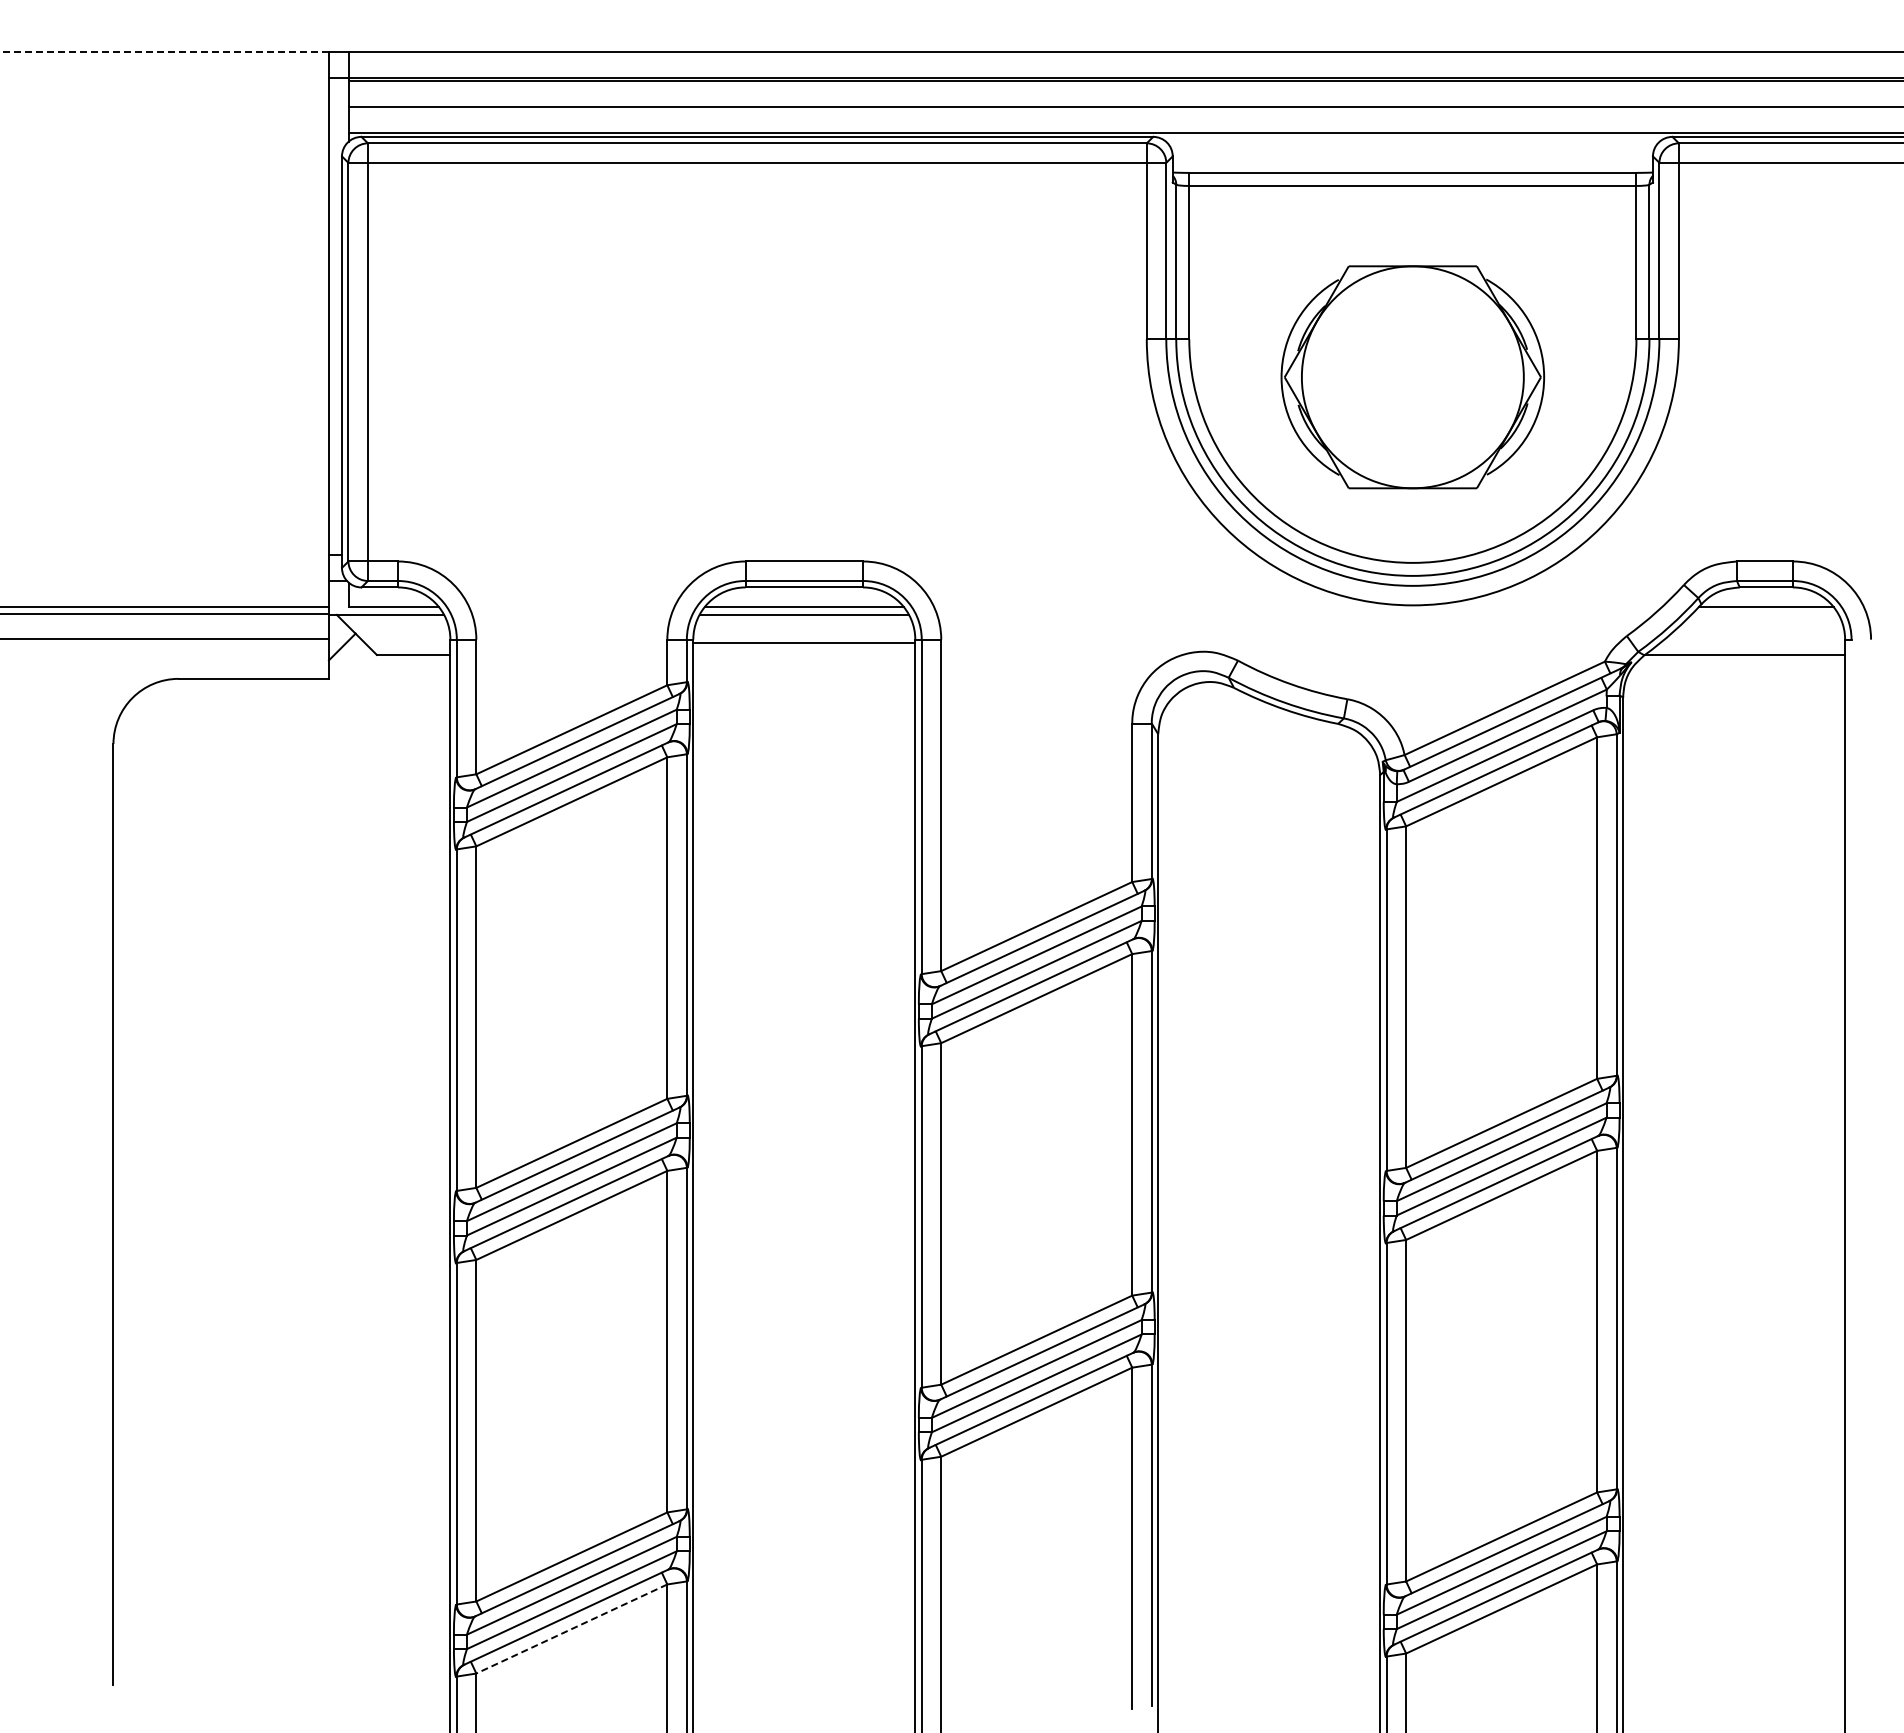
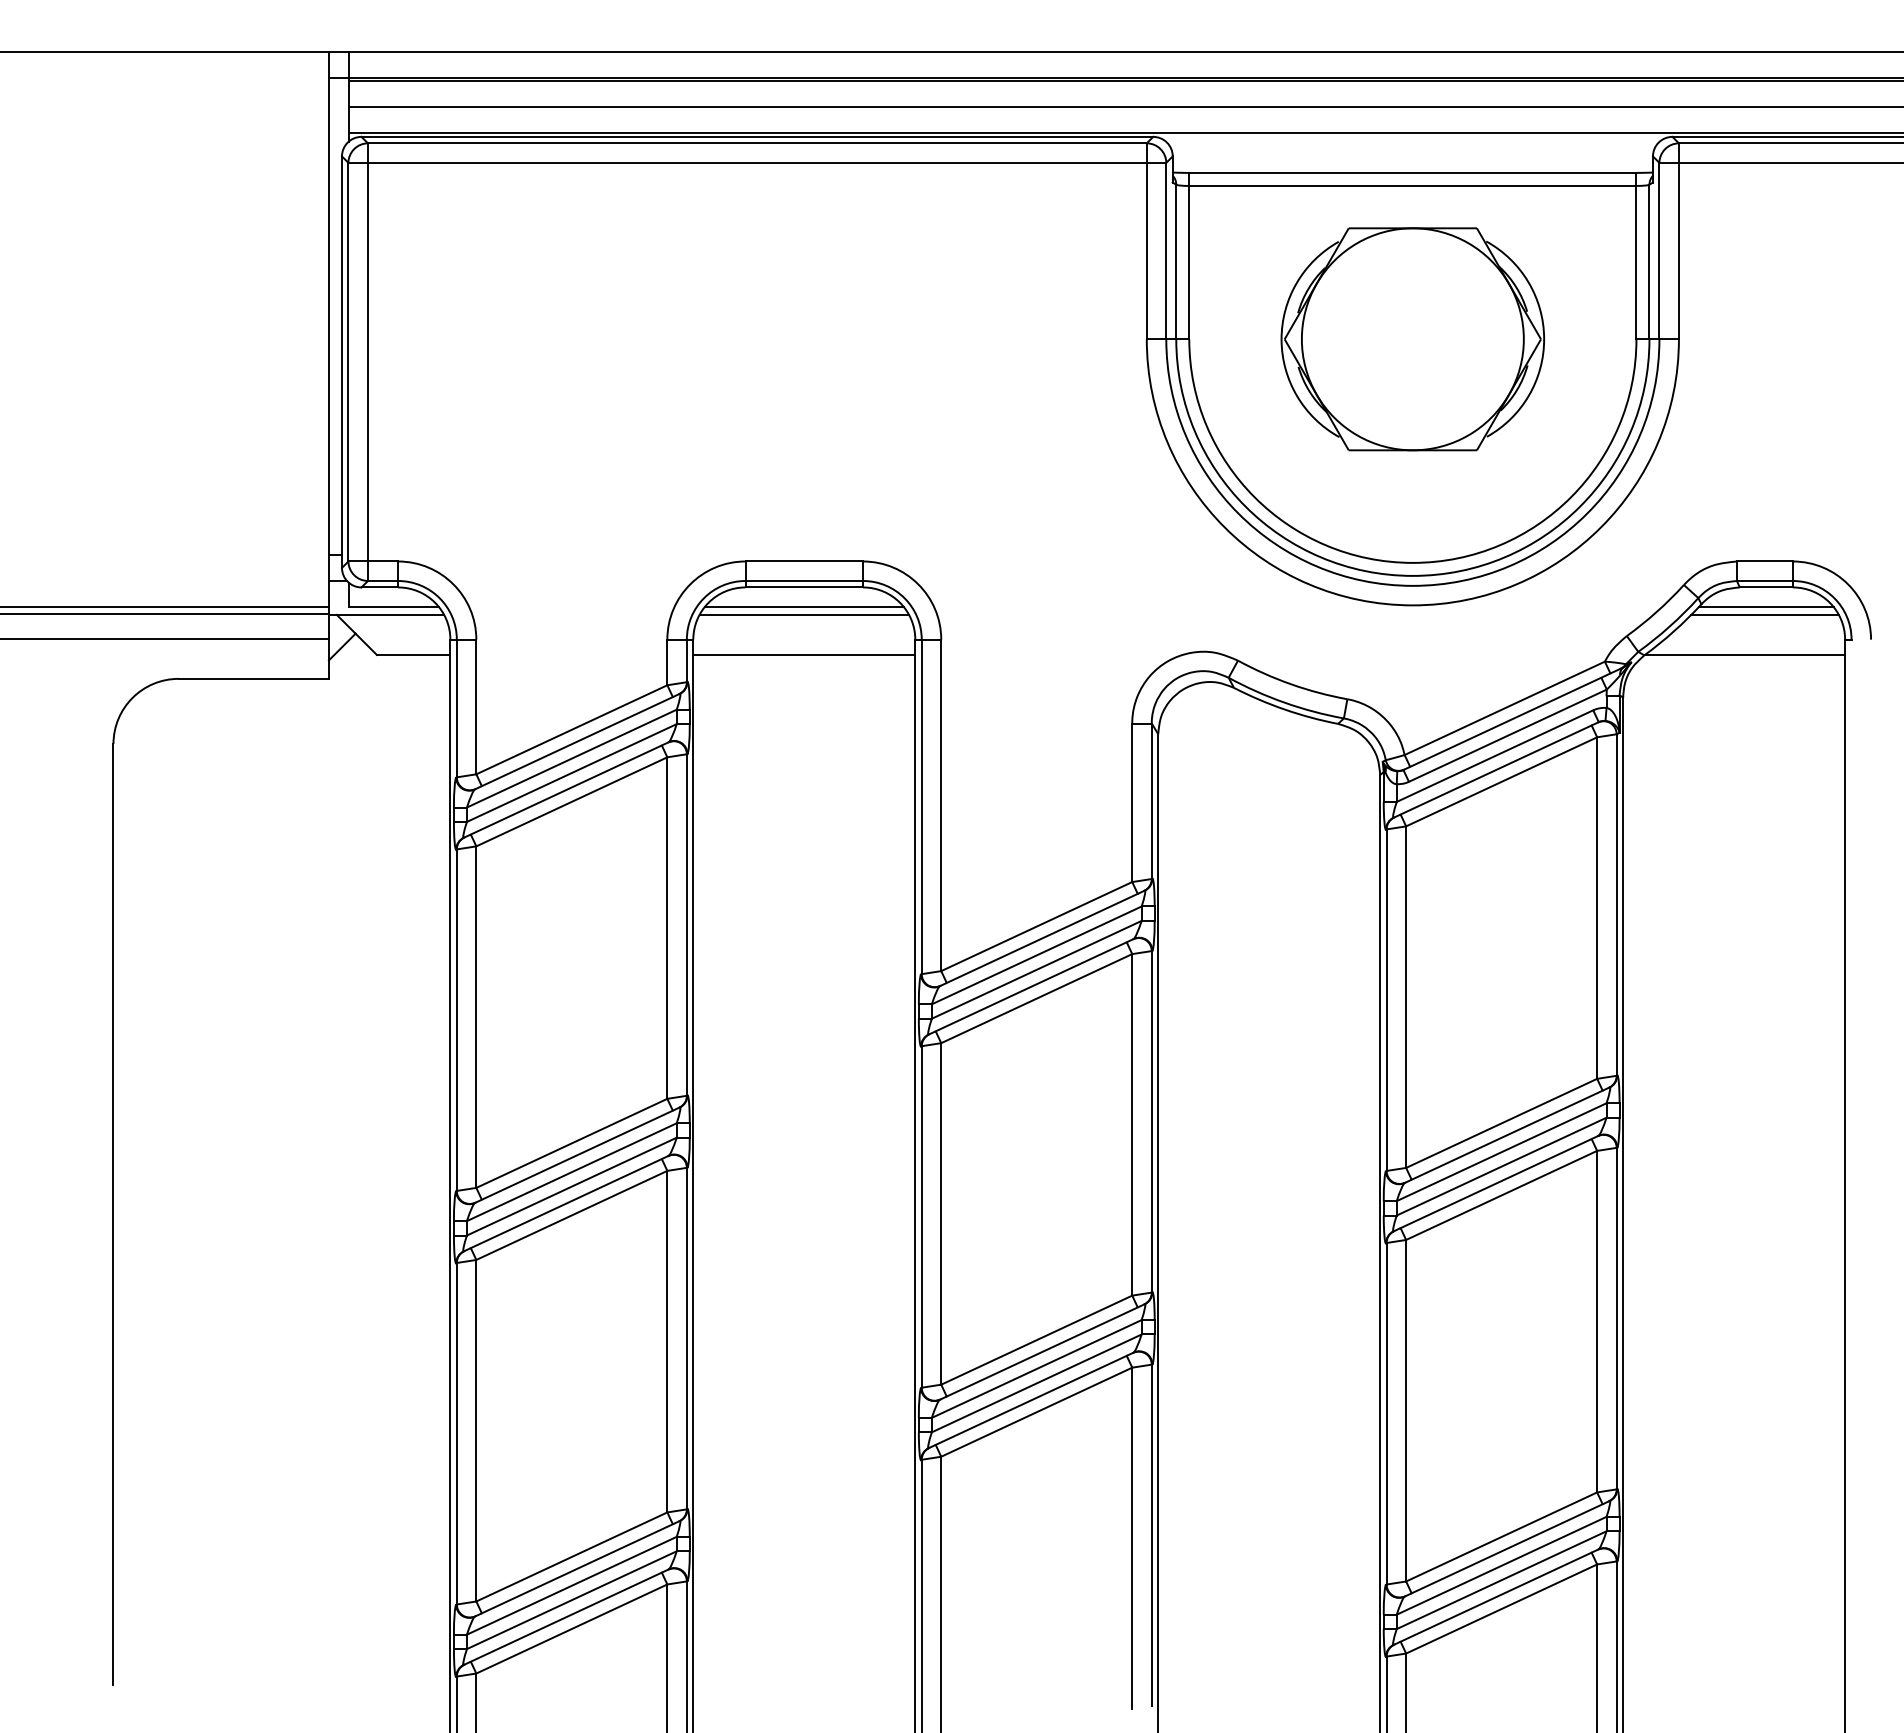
line: dashed -> solid (164, 52)
part position: (1412, 377) -> (1412, 339) (1412, 339)
line: none -> present (1764, 614)
line position: (804, 642) -> (804, 654) (804, 654)
line: dashed -> solid (571, 1629)
